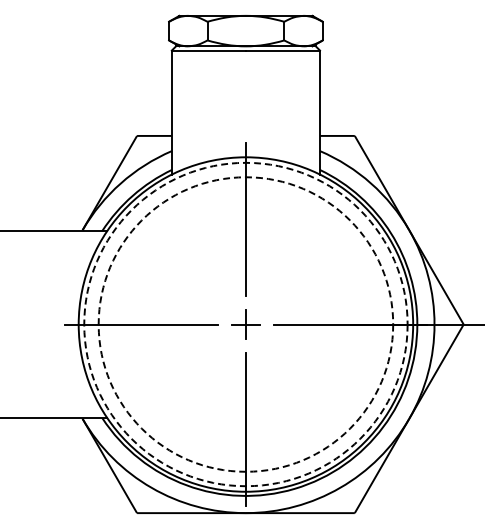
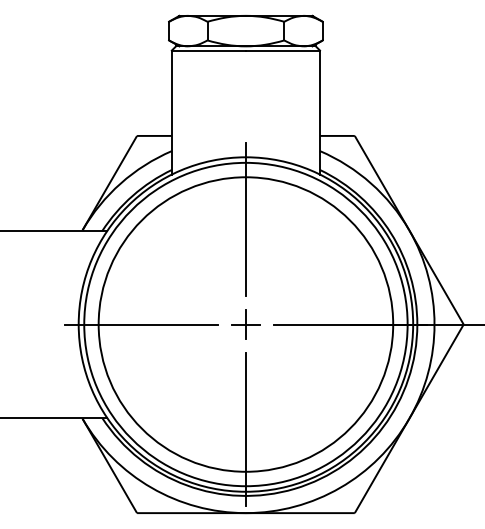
circle: dashed -> solid (245, 324)
circle: dashed -> solid (245, 324)
